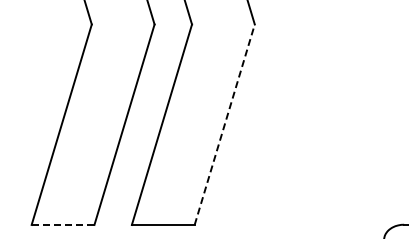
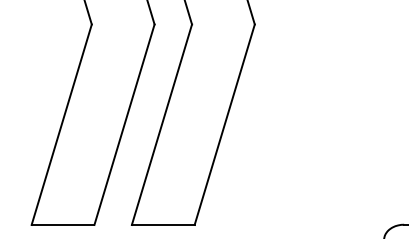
line: dashed -> solid (224, 124)
line: dashed -> solid (63, 224)
